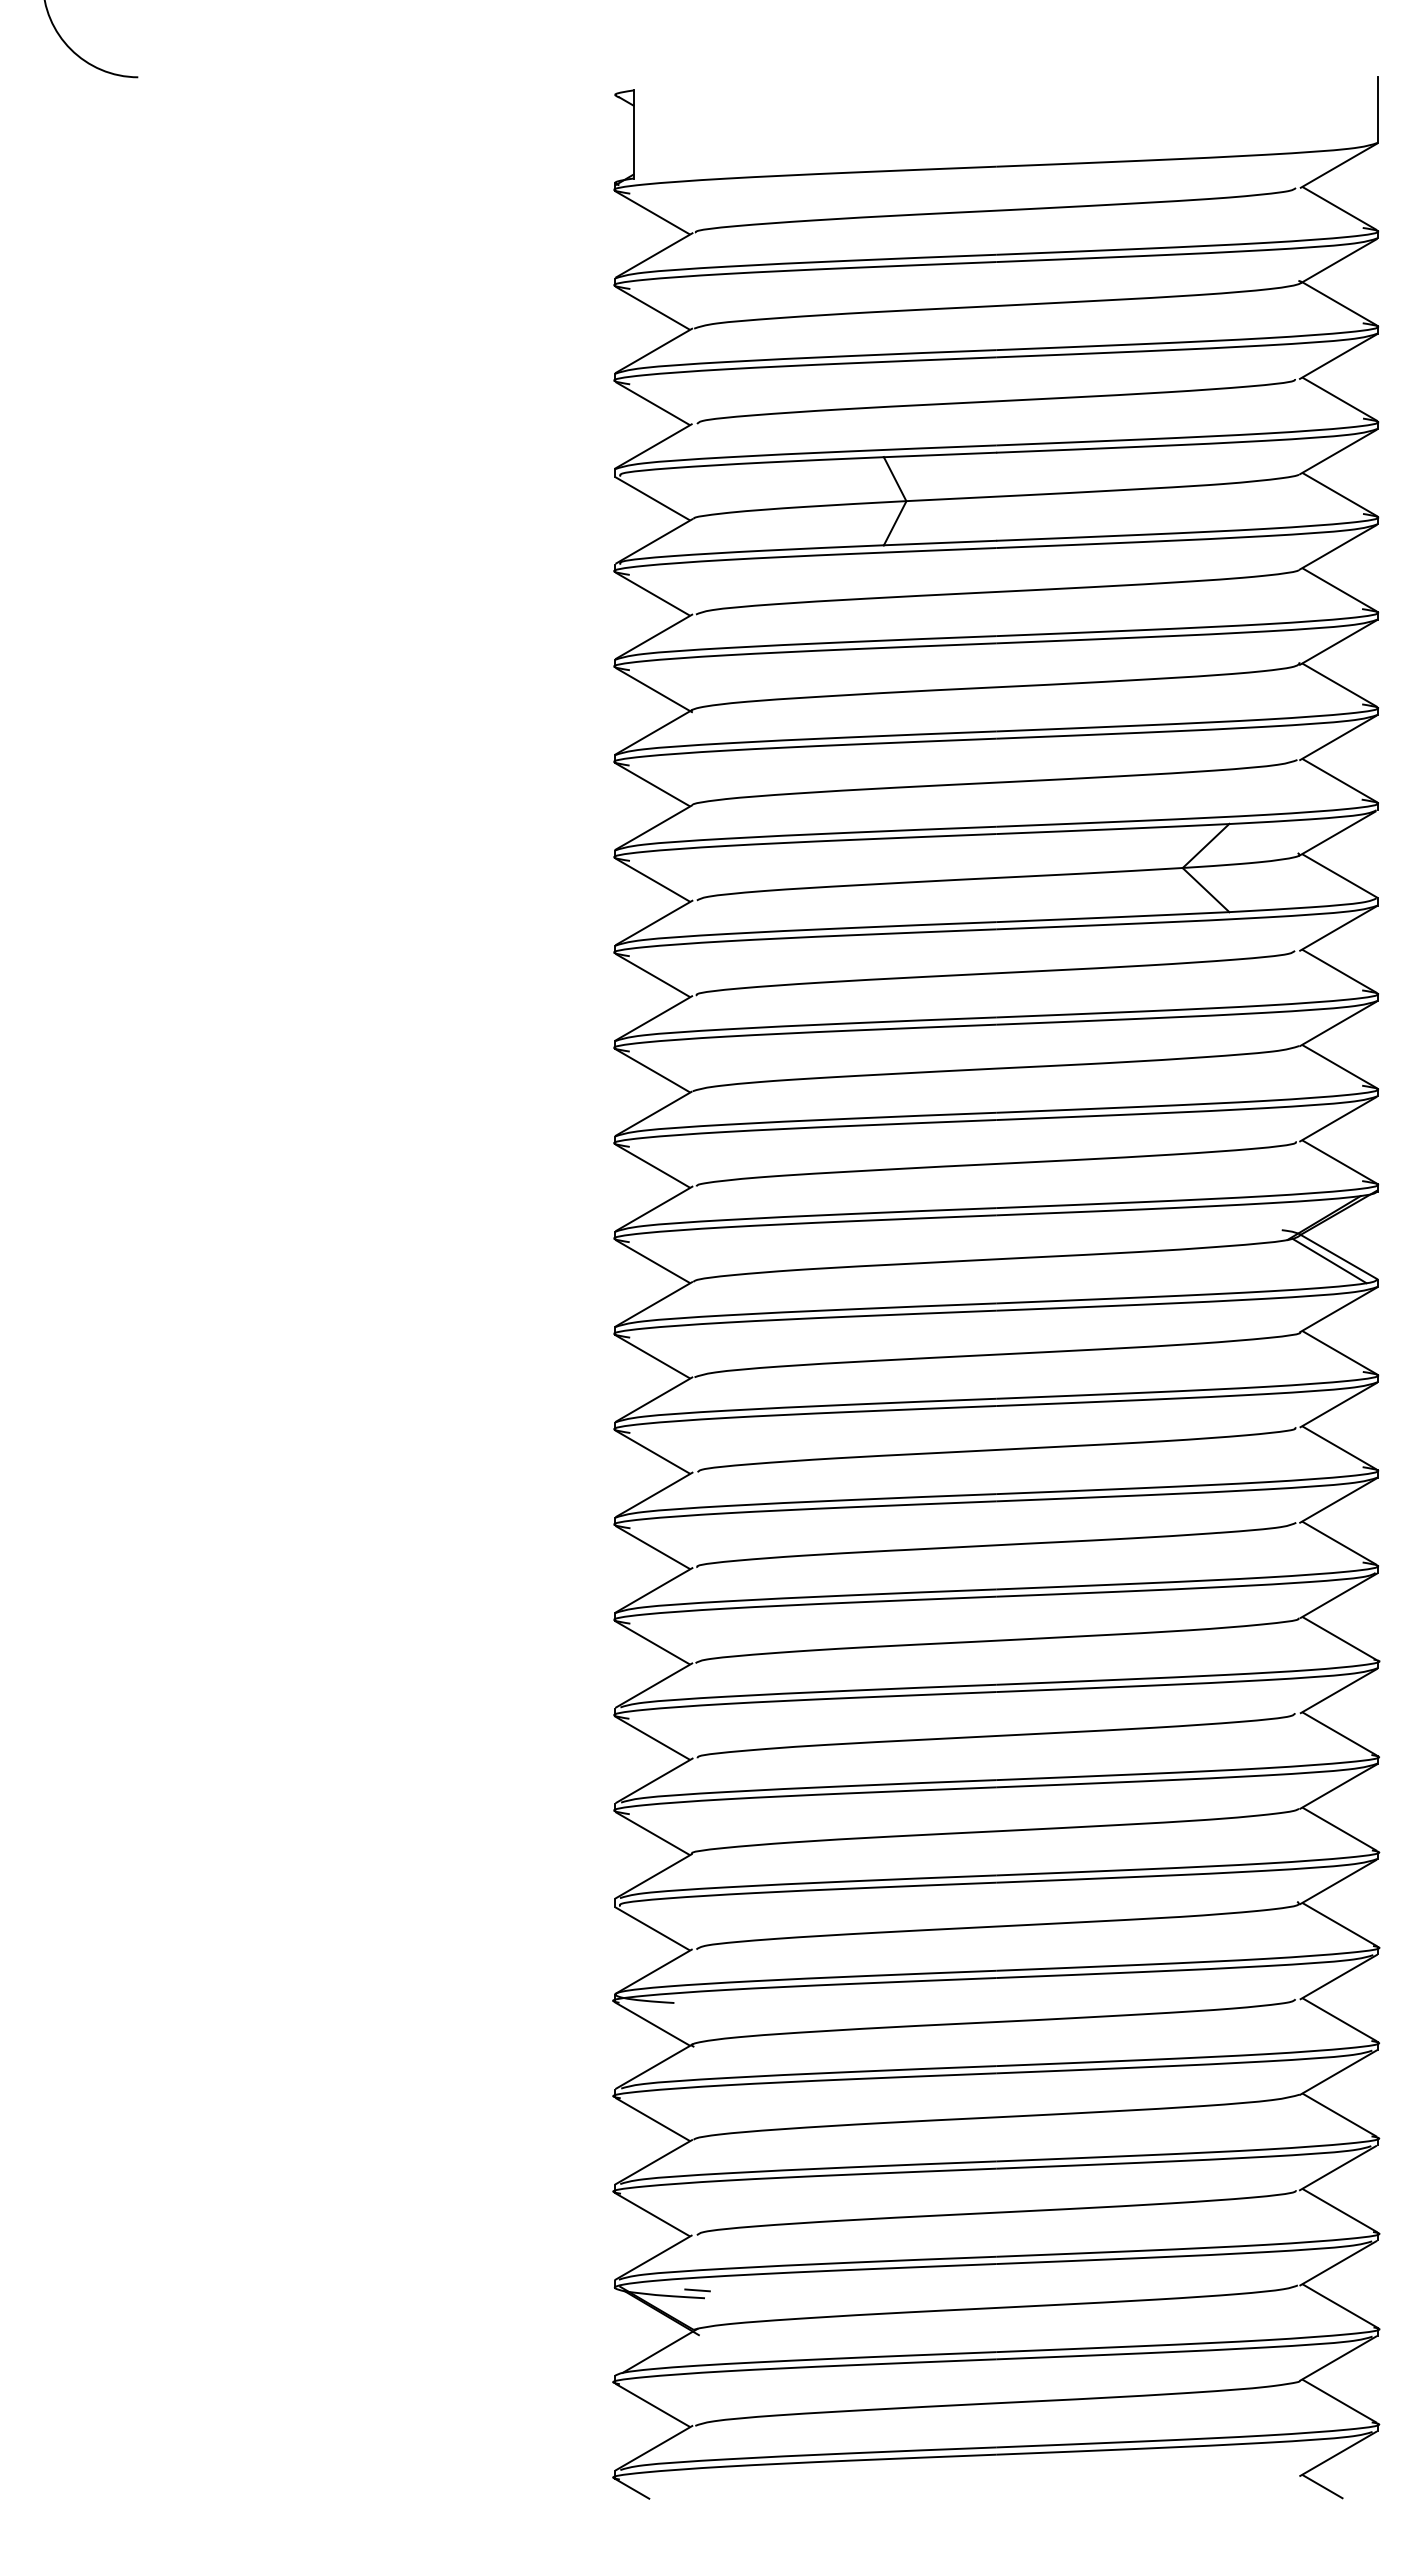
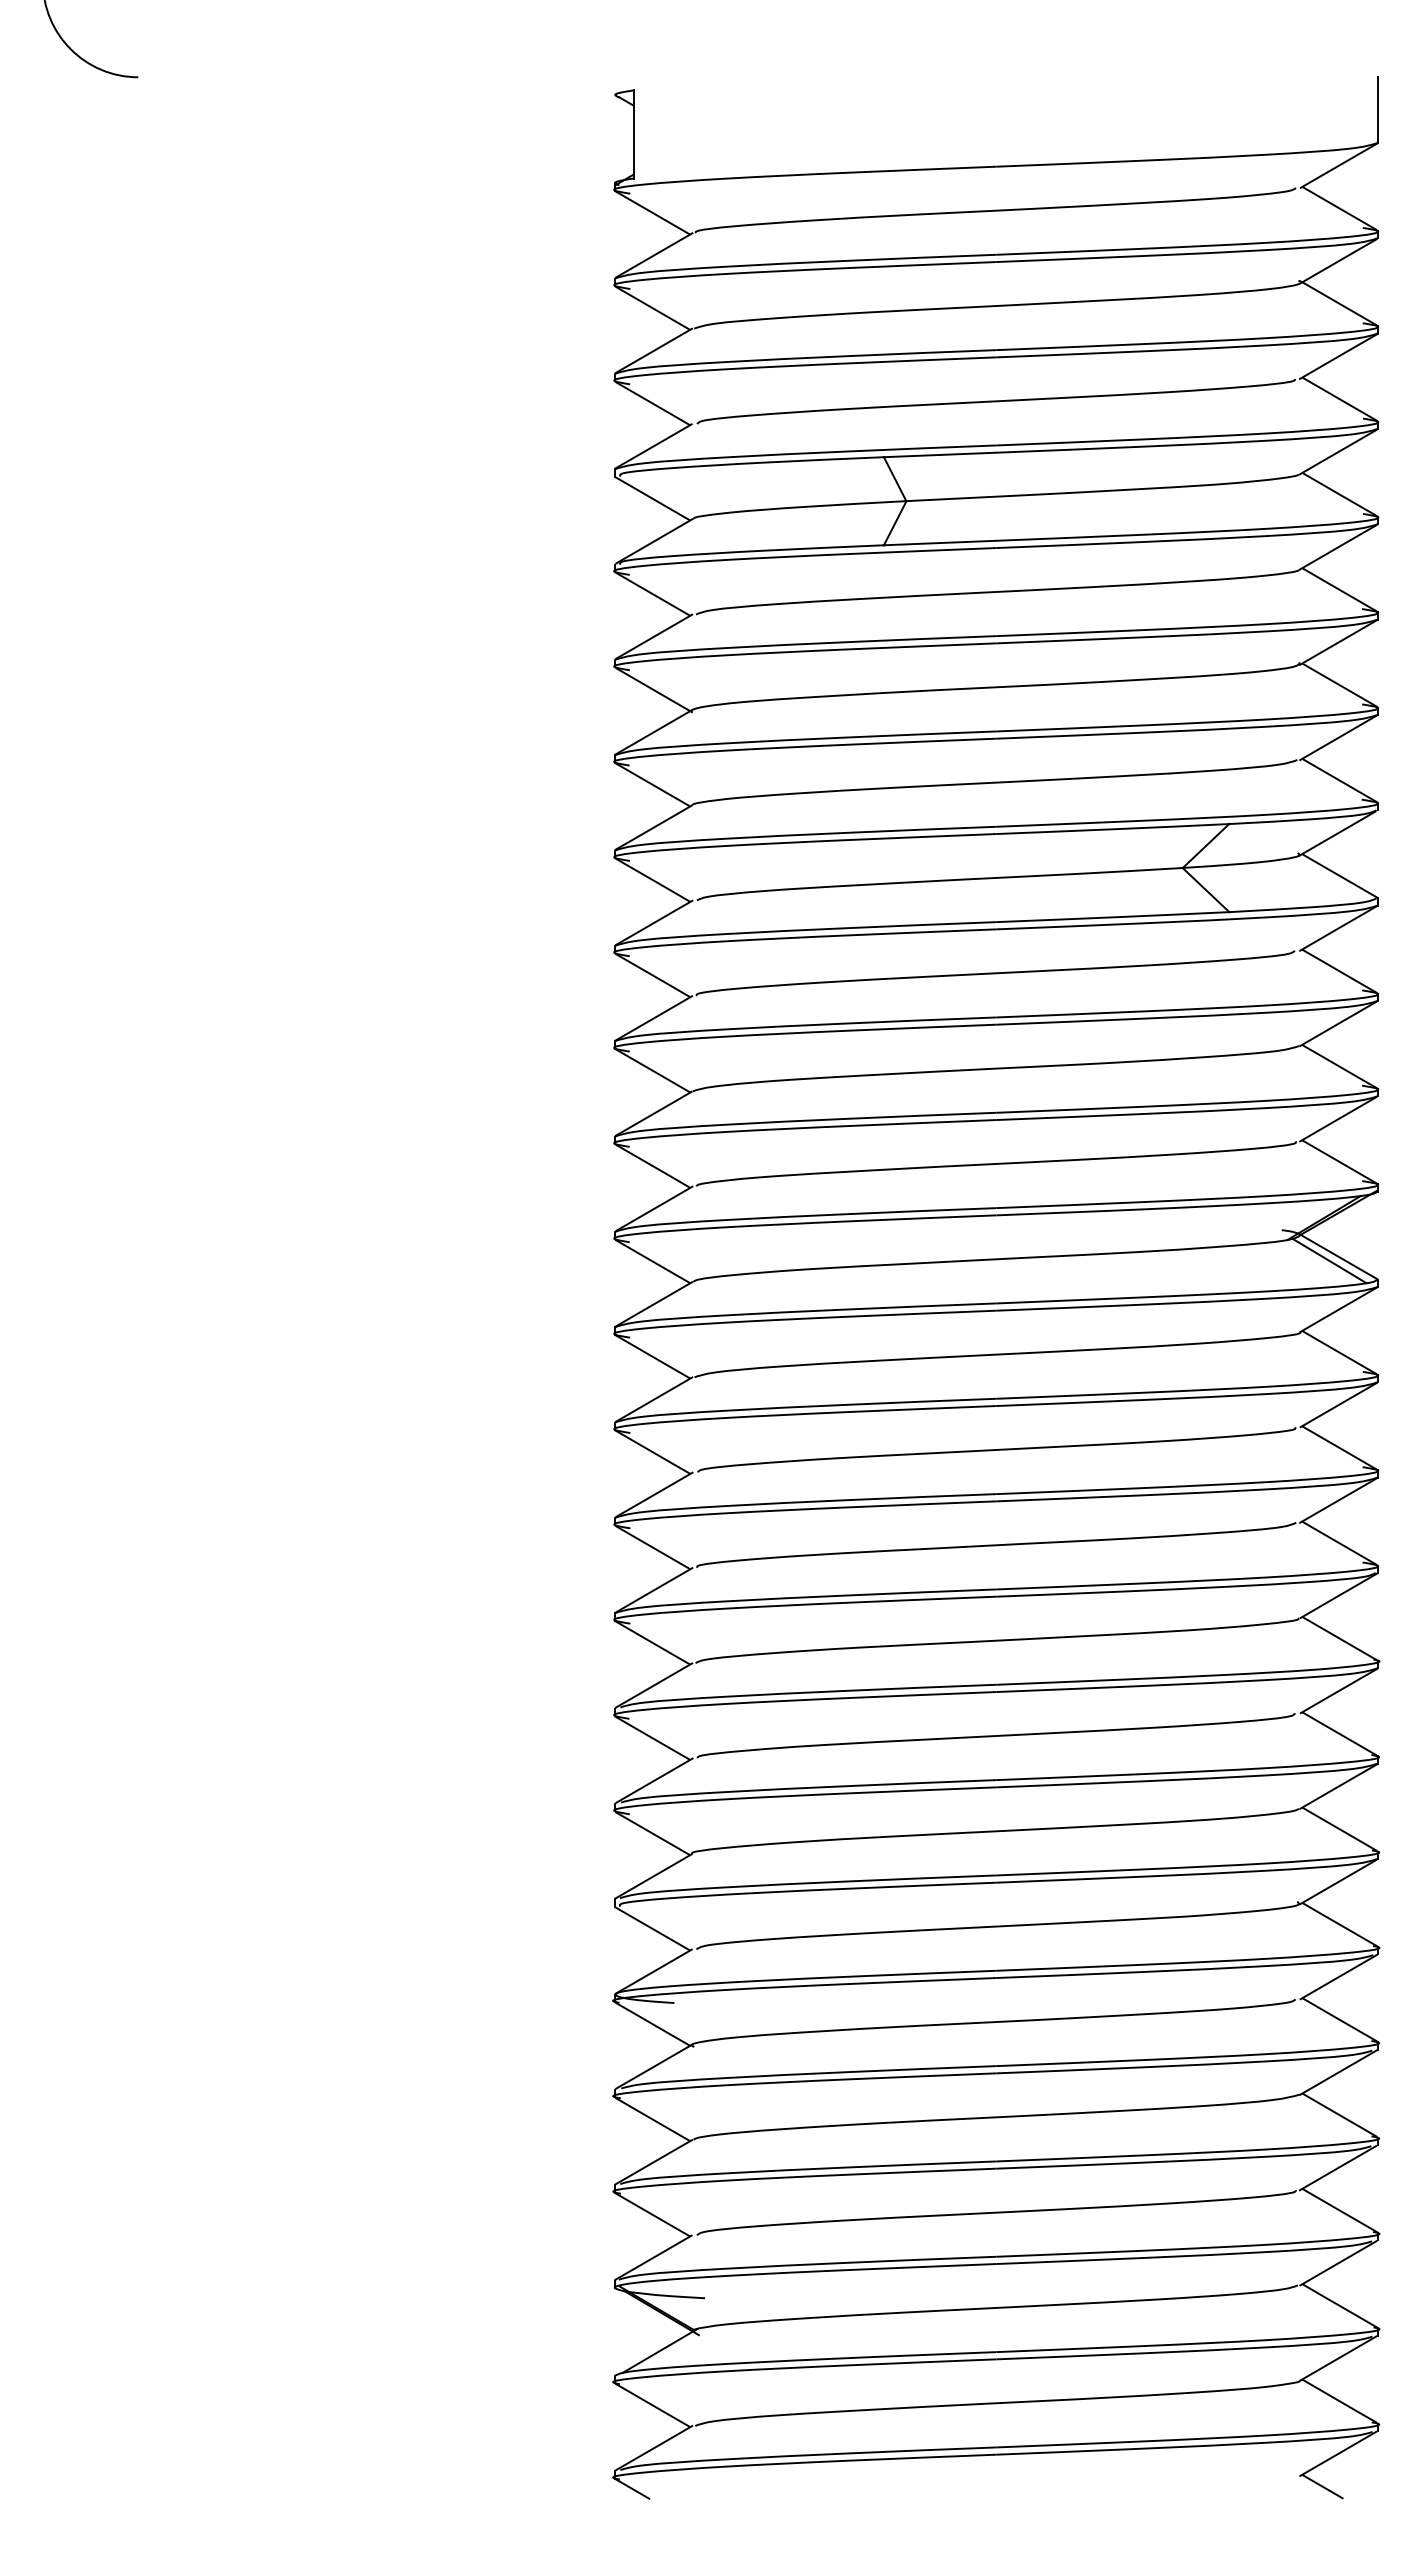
line: present -> none (697, 2290)
